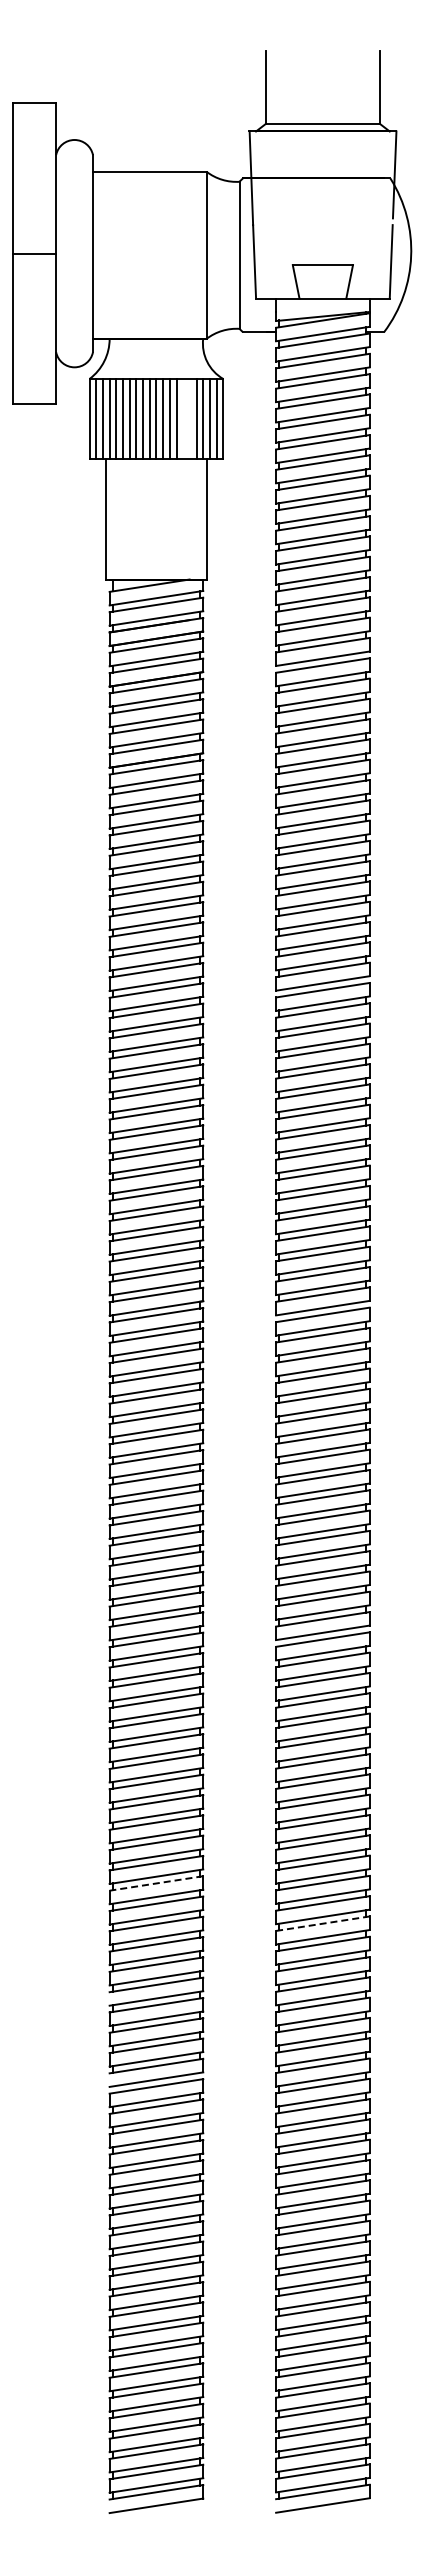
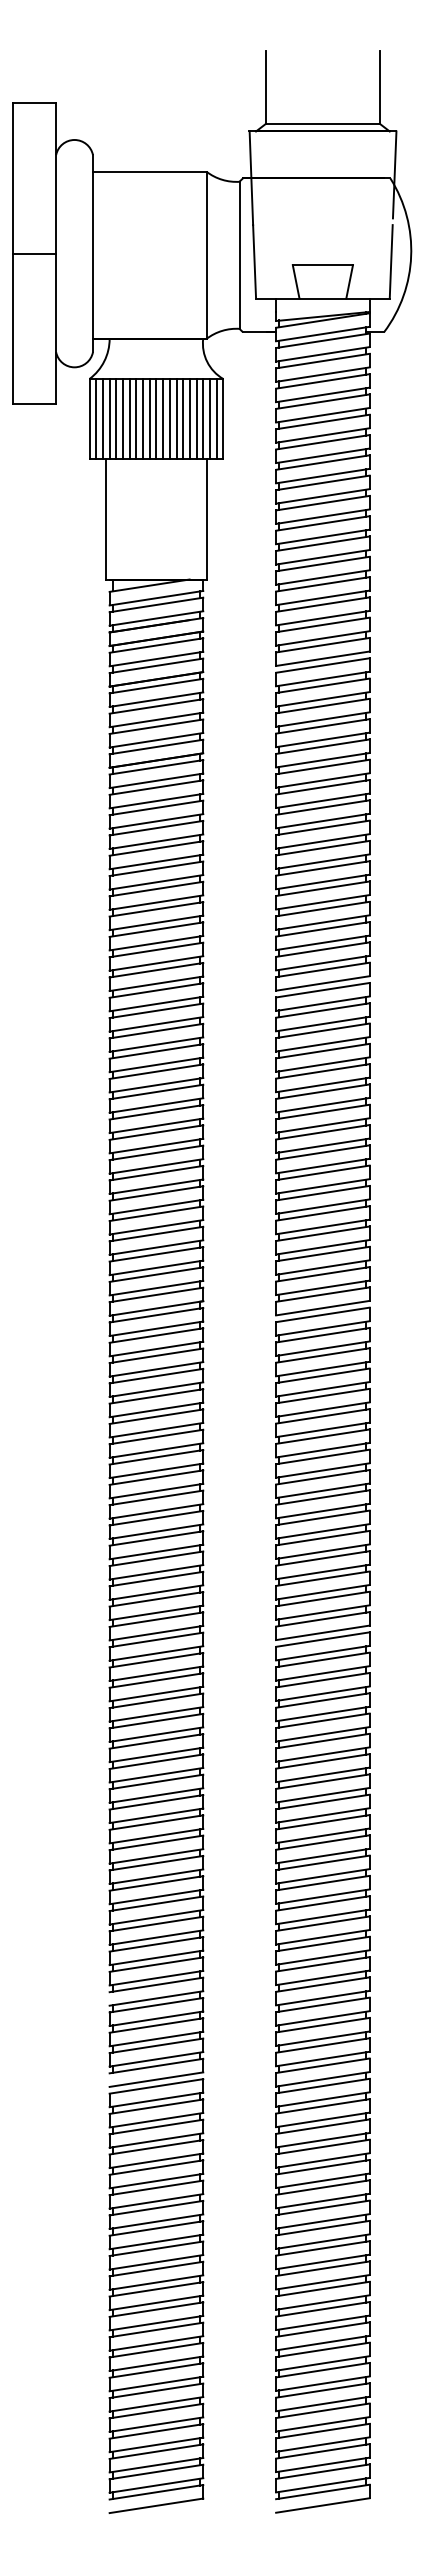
line: none -> present (183, 418)
line: none -> present (189, 418)
line: dashed -> solid (155, 1883)
line: dashed -> solid (323, 1923)
